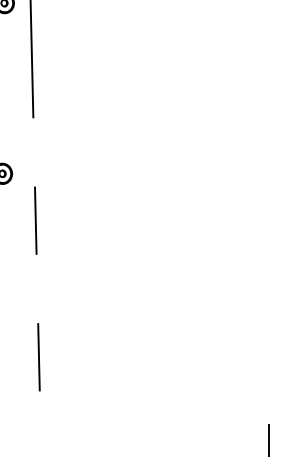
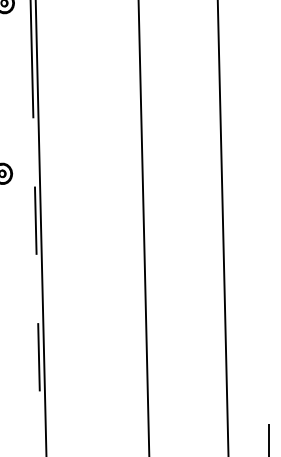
line: none -> present (40, 227)
line: none -> present (143, 227)
line: none -> present (222, 227)
